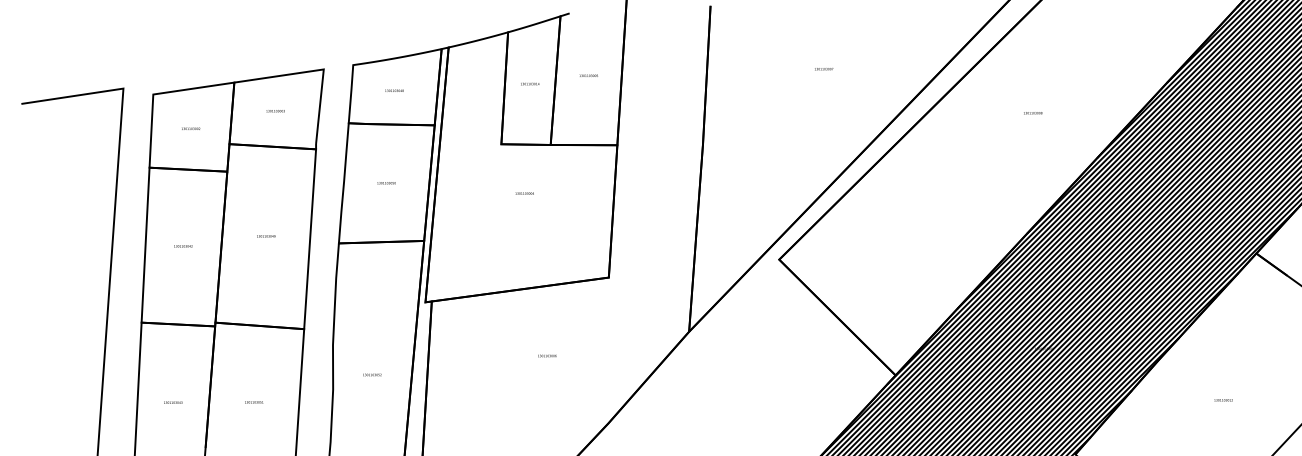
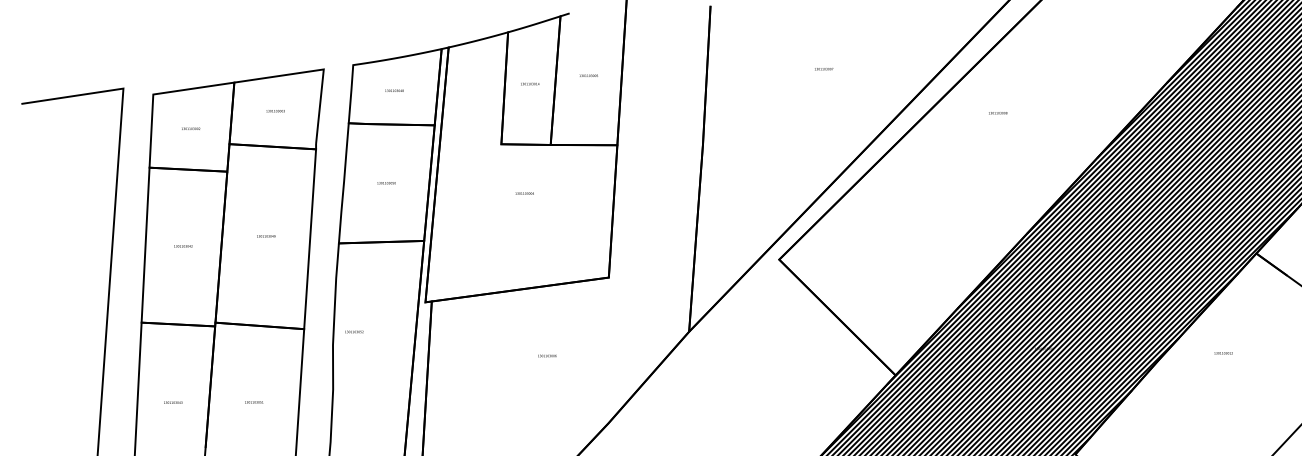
text position: (1033, 113) -> (998, 113) (998, 113)
text position: (372, 374) -> (354, 331) (354, 331)
text position: (1223, 400) -> (1223, 353) (1223, 353)
